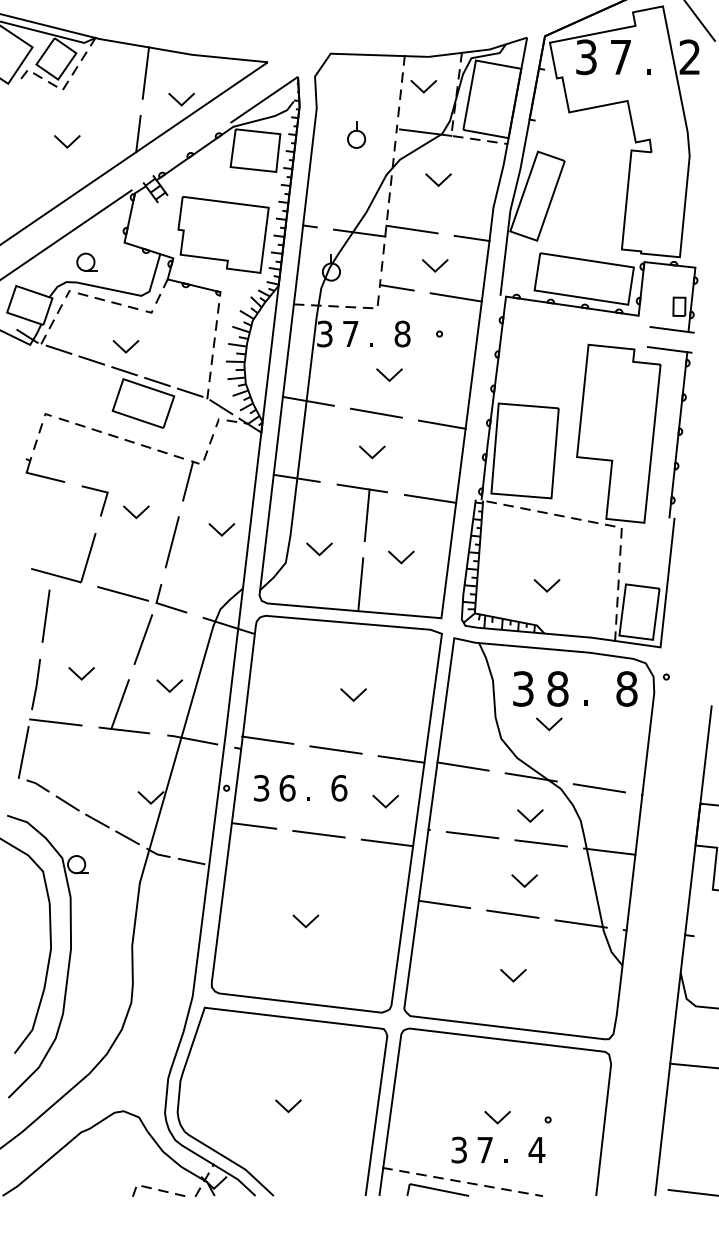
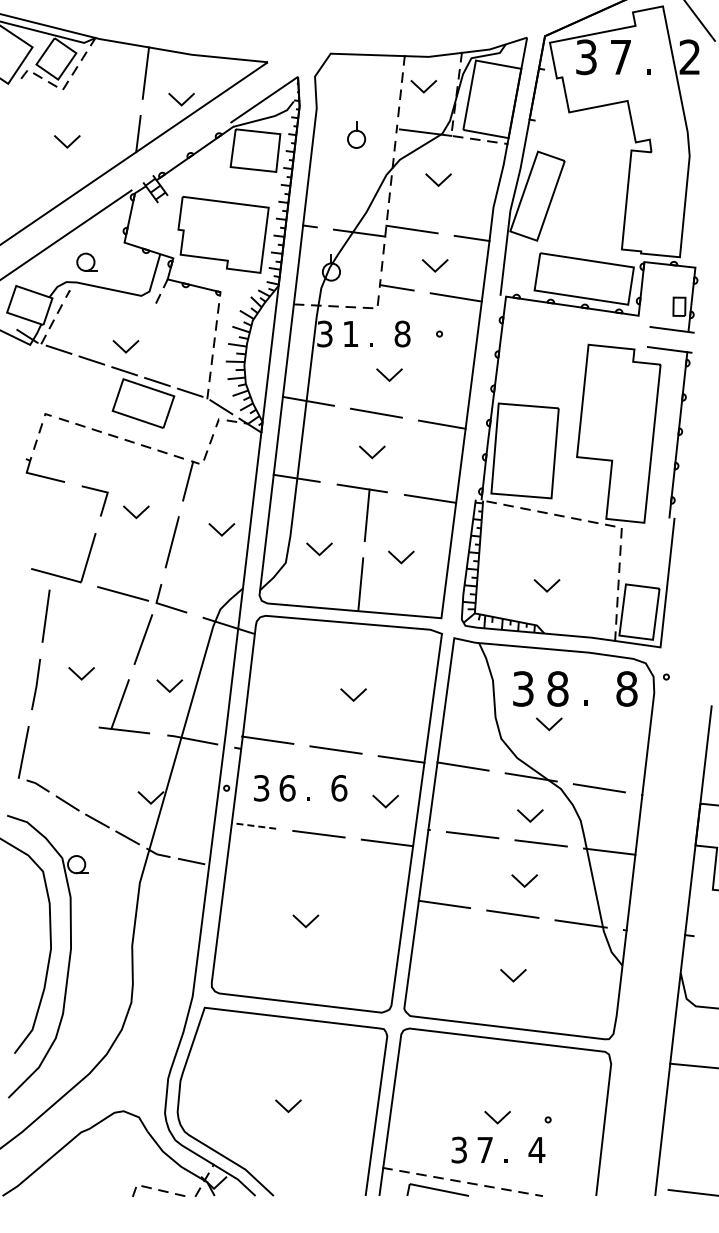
part: present -> none (115, 302)
text: 7 -> 1 (350, 333)
line: present -> none (55, 722)
line: solid -> dashed (253, 825)
